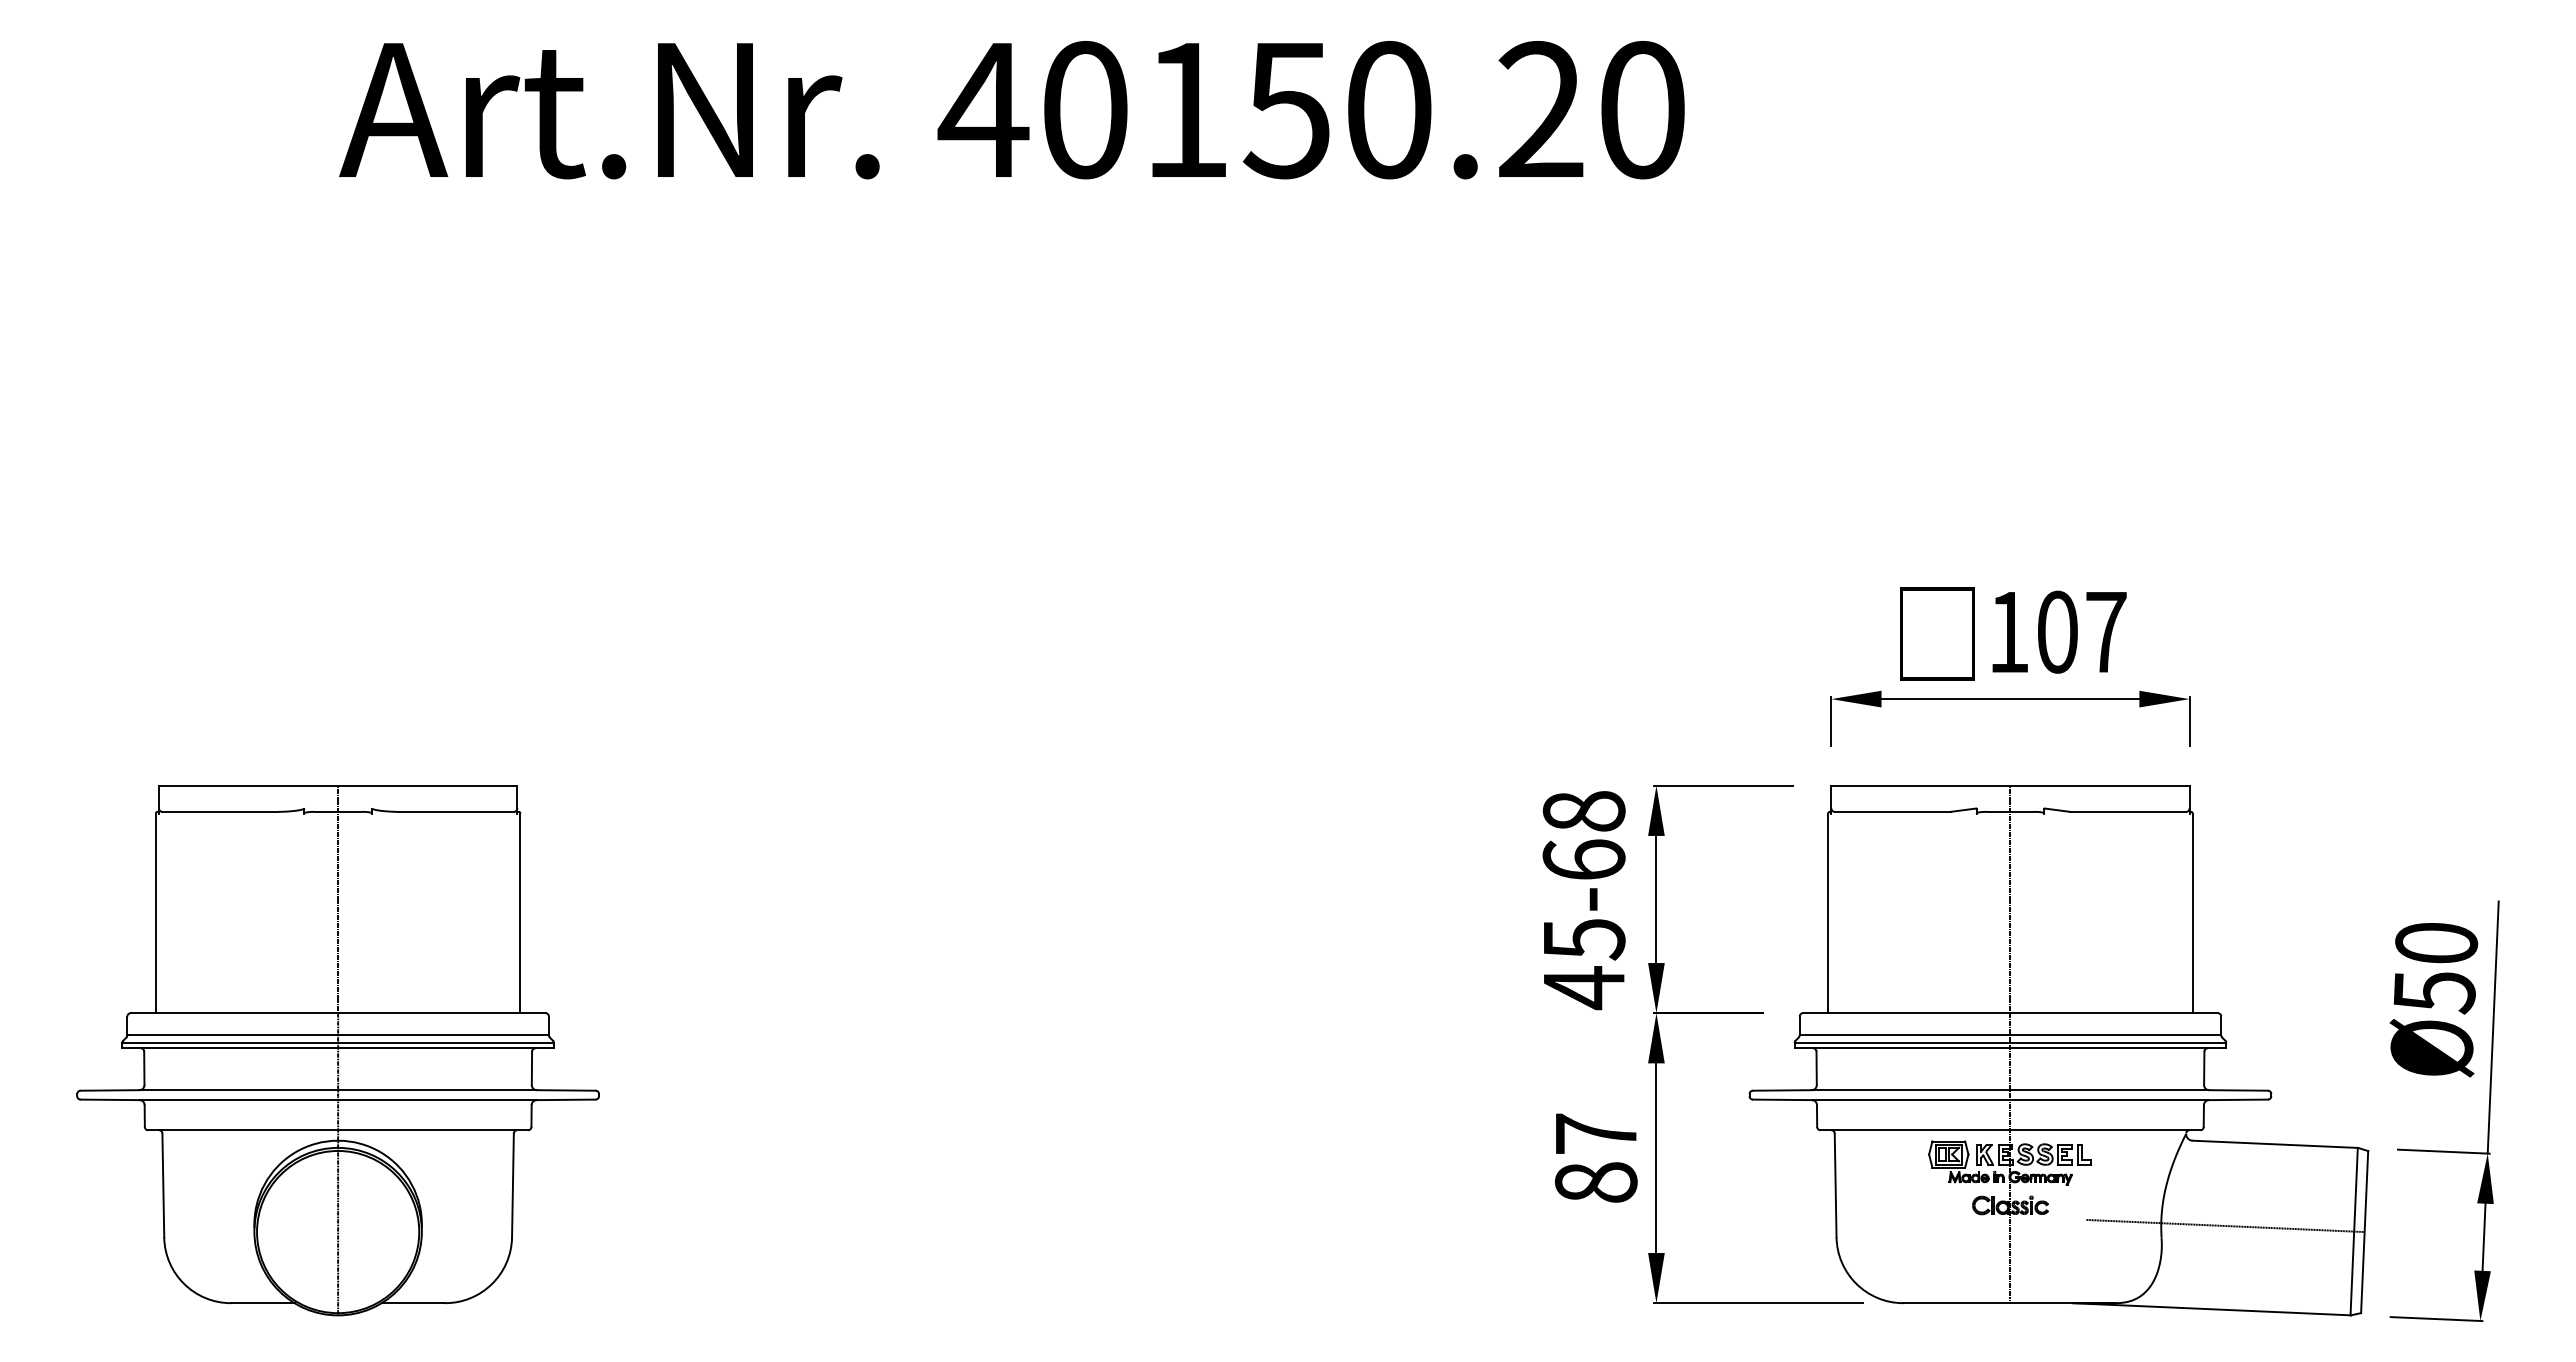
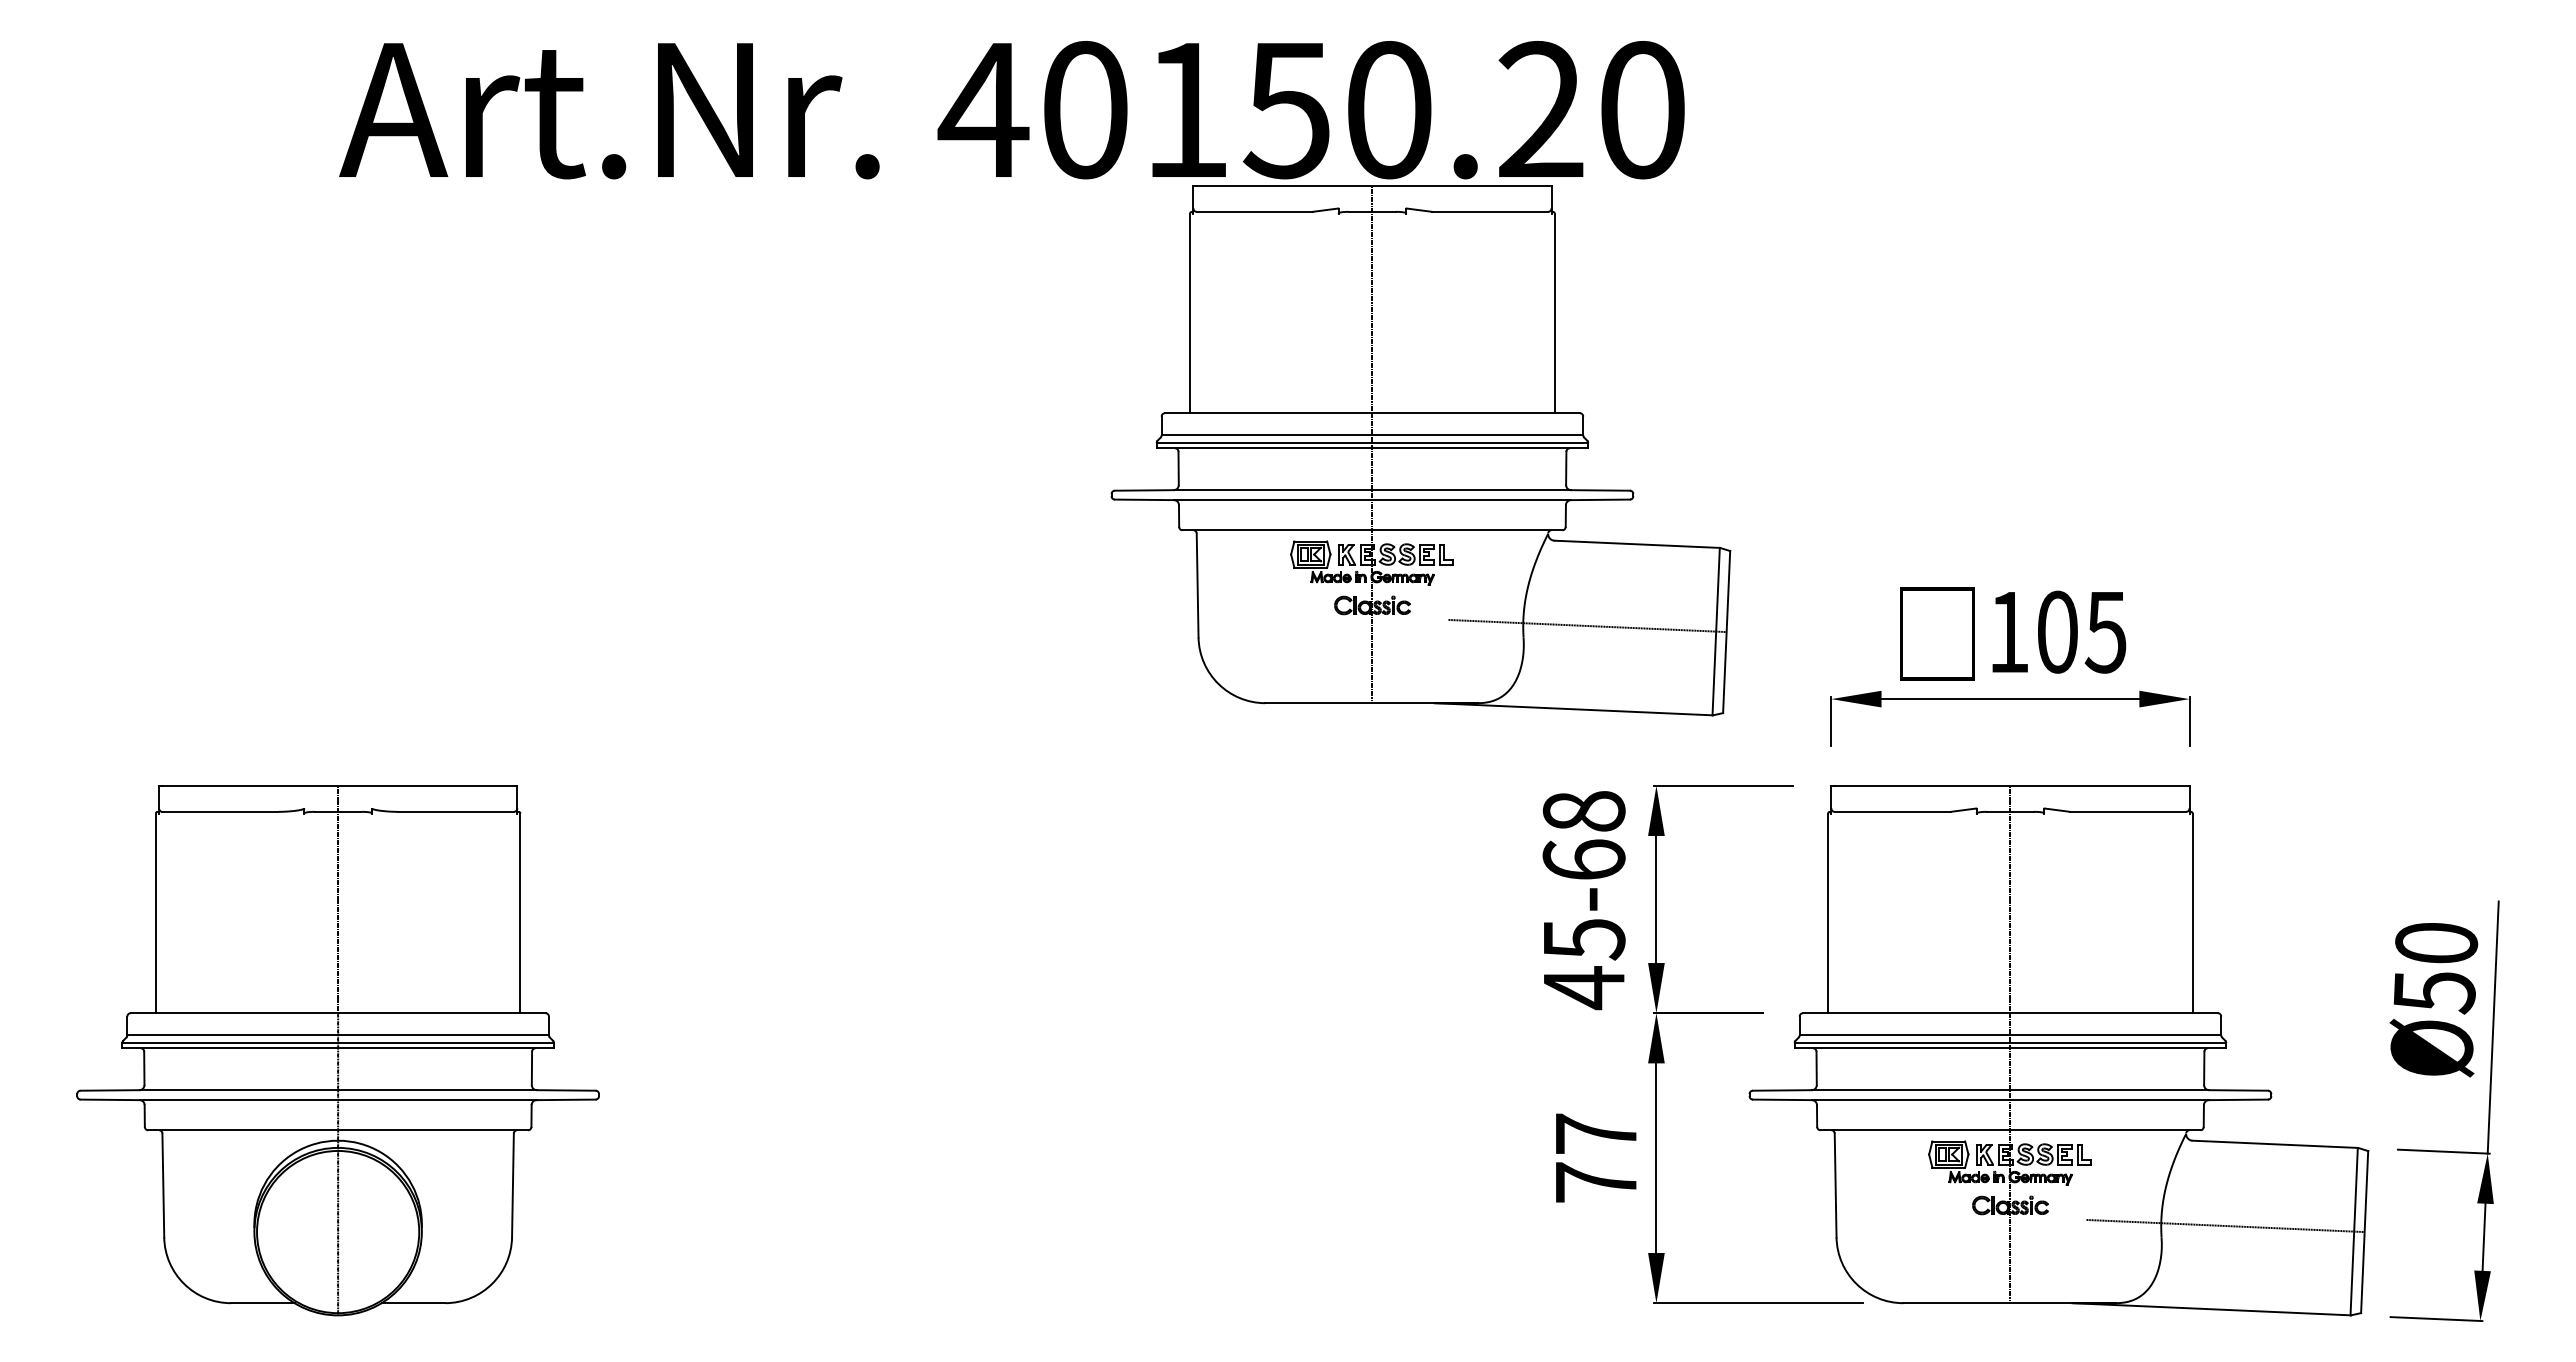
part: none -> present (1420, 450)
text: 107 -> 105 (2105, 632)
text: 87 -> 77 (1596, 1182)
